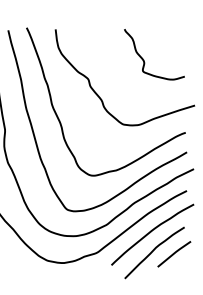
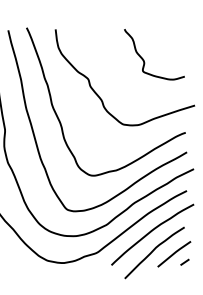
line: none -> present (184, 261)
